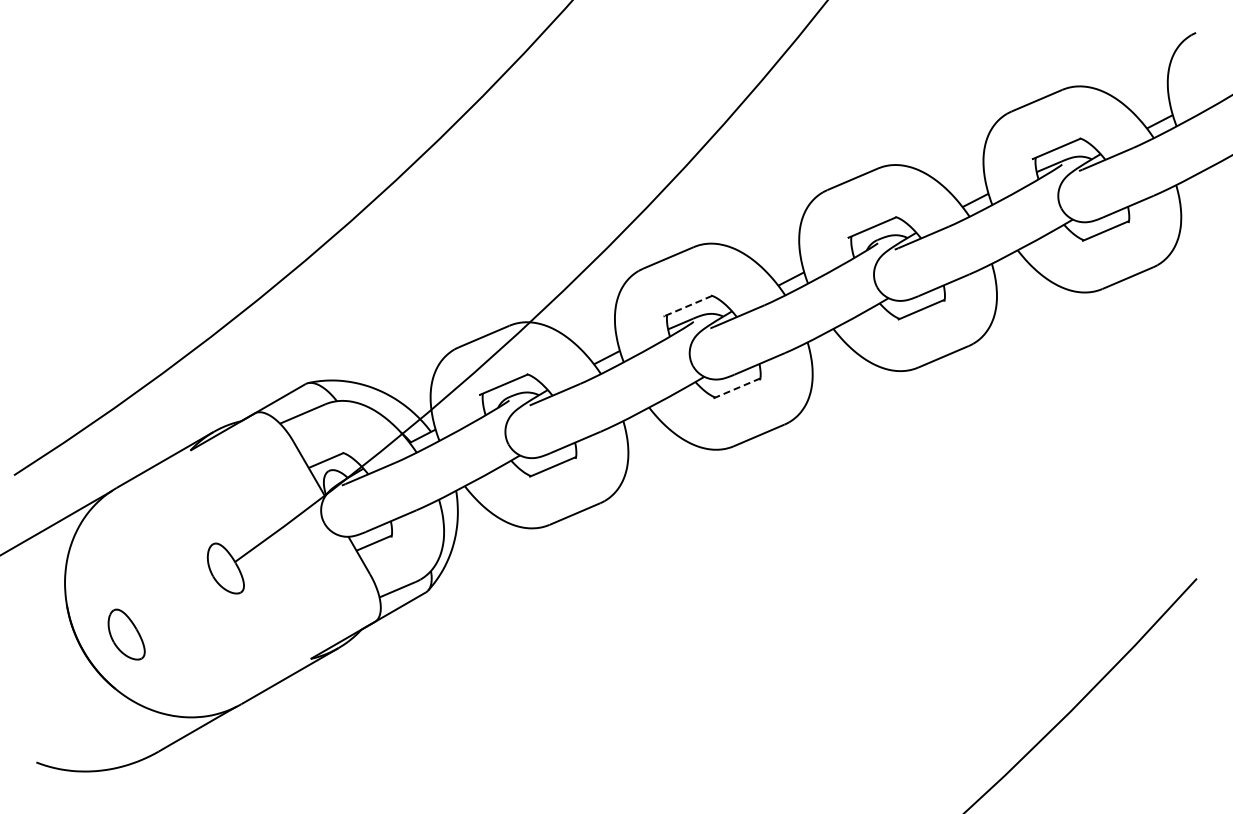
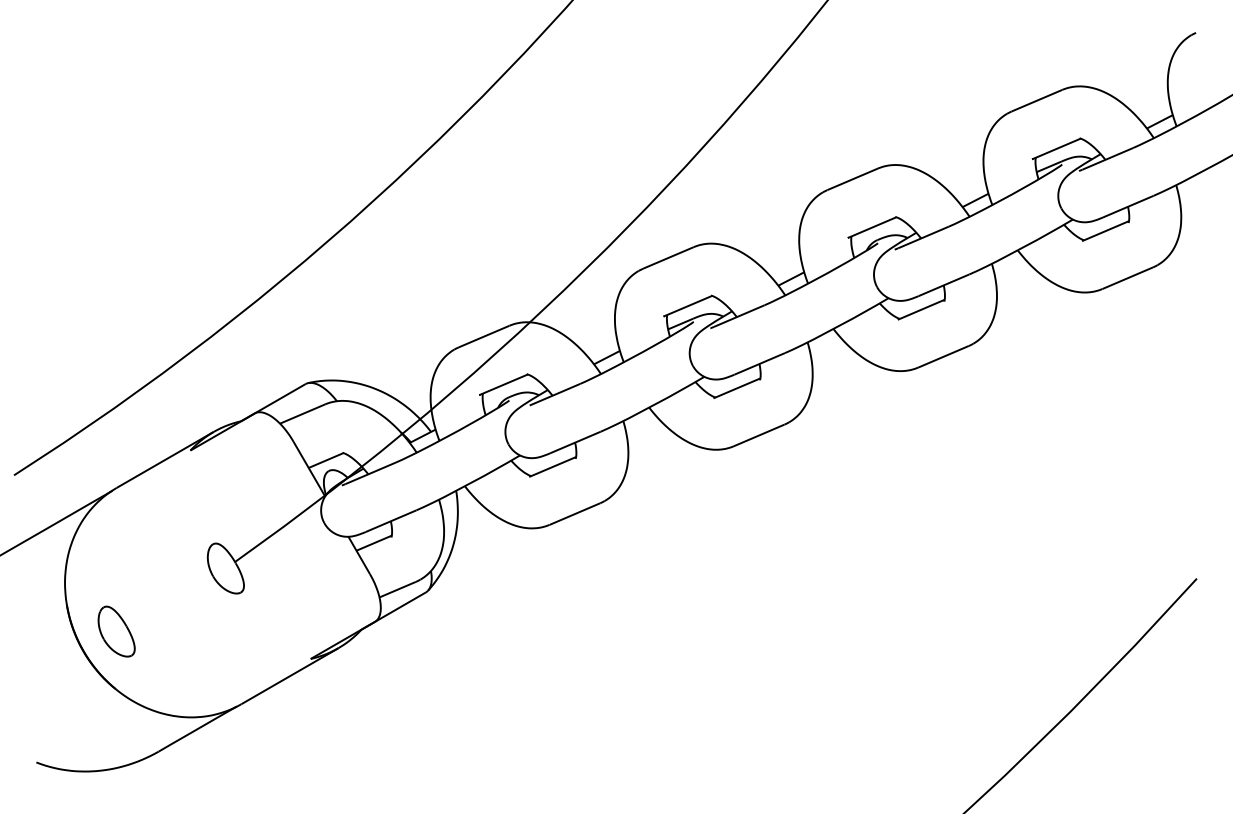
line: dashed -> solid (687, 306)
line: dashed -> solid (736, 388)
part position: (126, 634) -> (116, 631) (116, 631)
